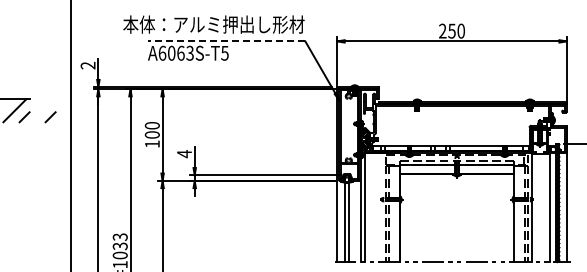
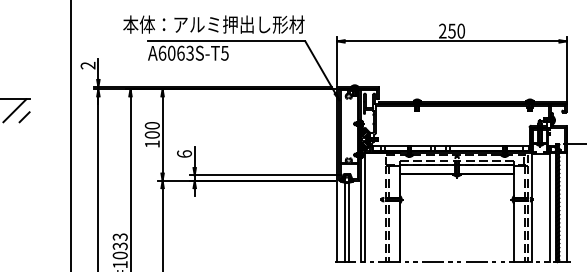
line: dashed -> solid (226, 41)
line: present -> none (50, 117)
text: 4 -> 6 (184, 154)
